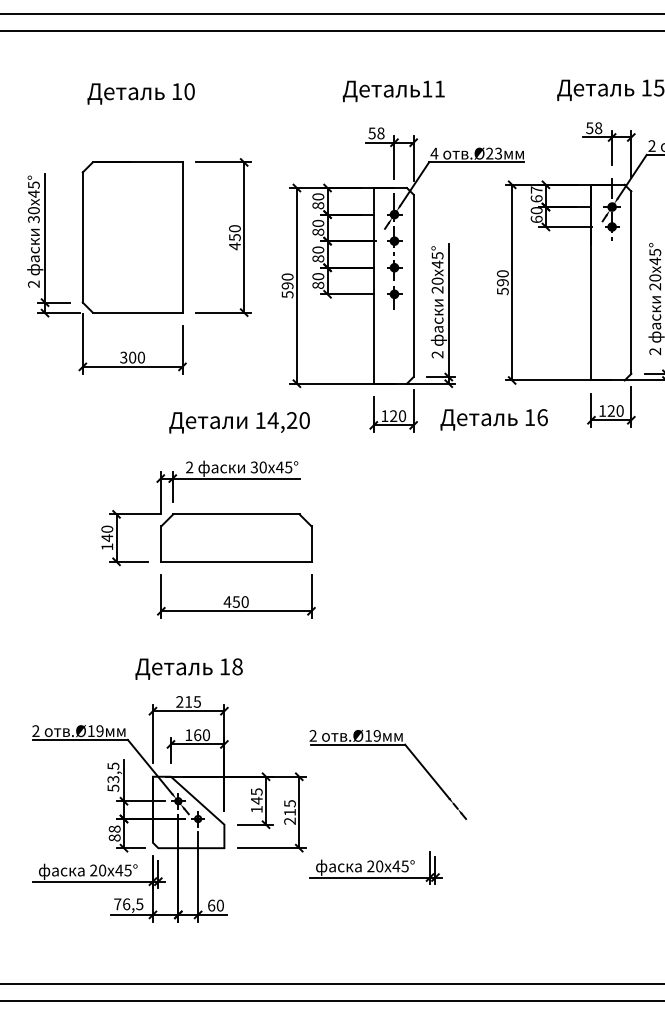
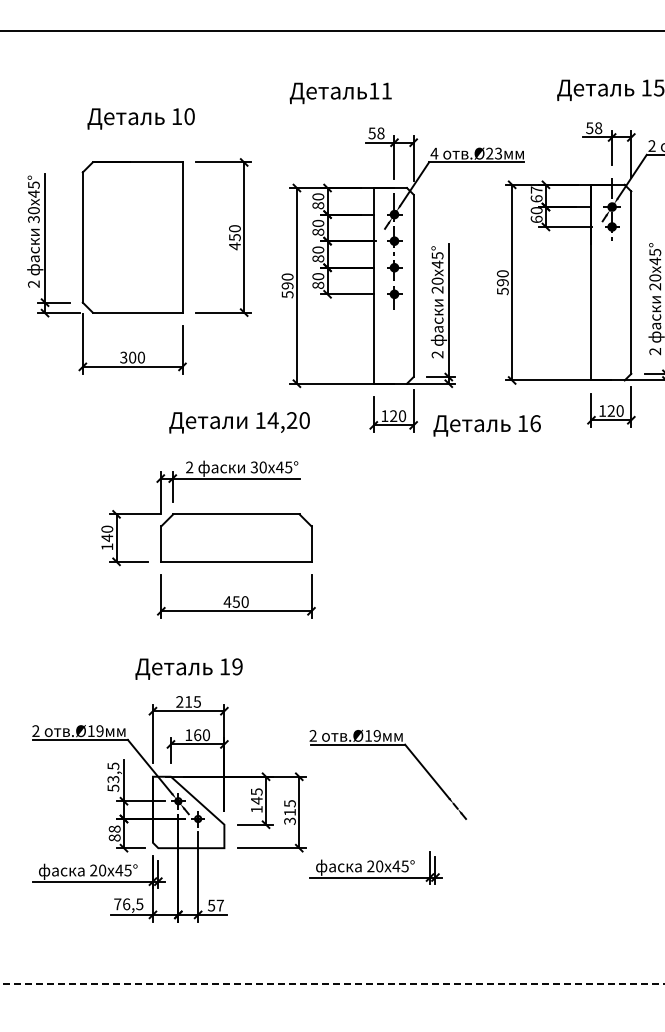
line: present -> none (331, 14)
text position: (393, 91) -> (340, 93) (340, 93)
text position: (140, 93) -> (140, 118) (140, 118)
text position: (493, 419) -> (486, 425) (486, 425)
text: 18 -> 19 (237, 666)
text: 215 -> 315 (289, 820)
text: 60 -> 57 (215, 905)
line: solid -> dashed (332, 984)
line: present -> none (331, 1001)
